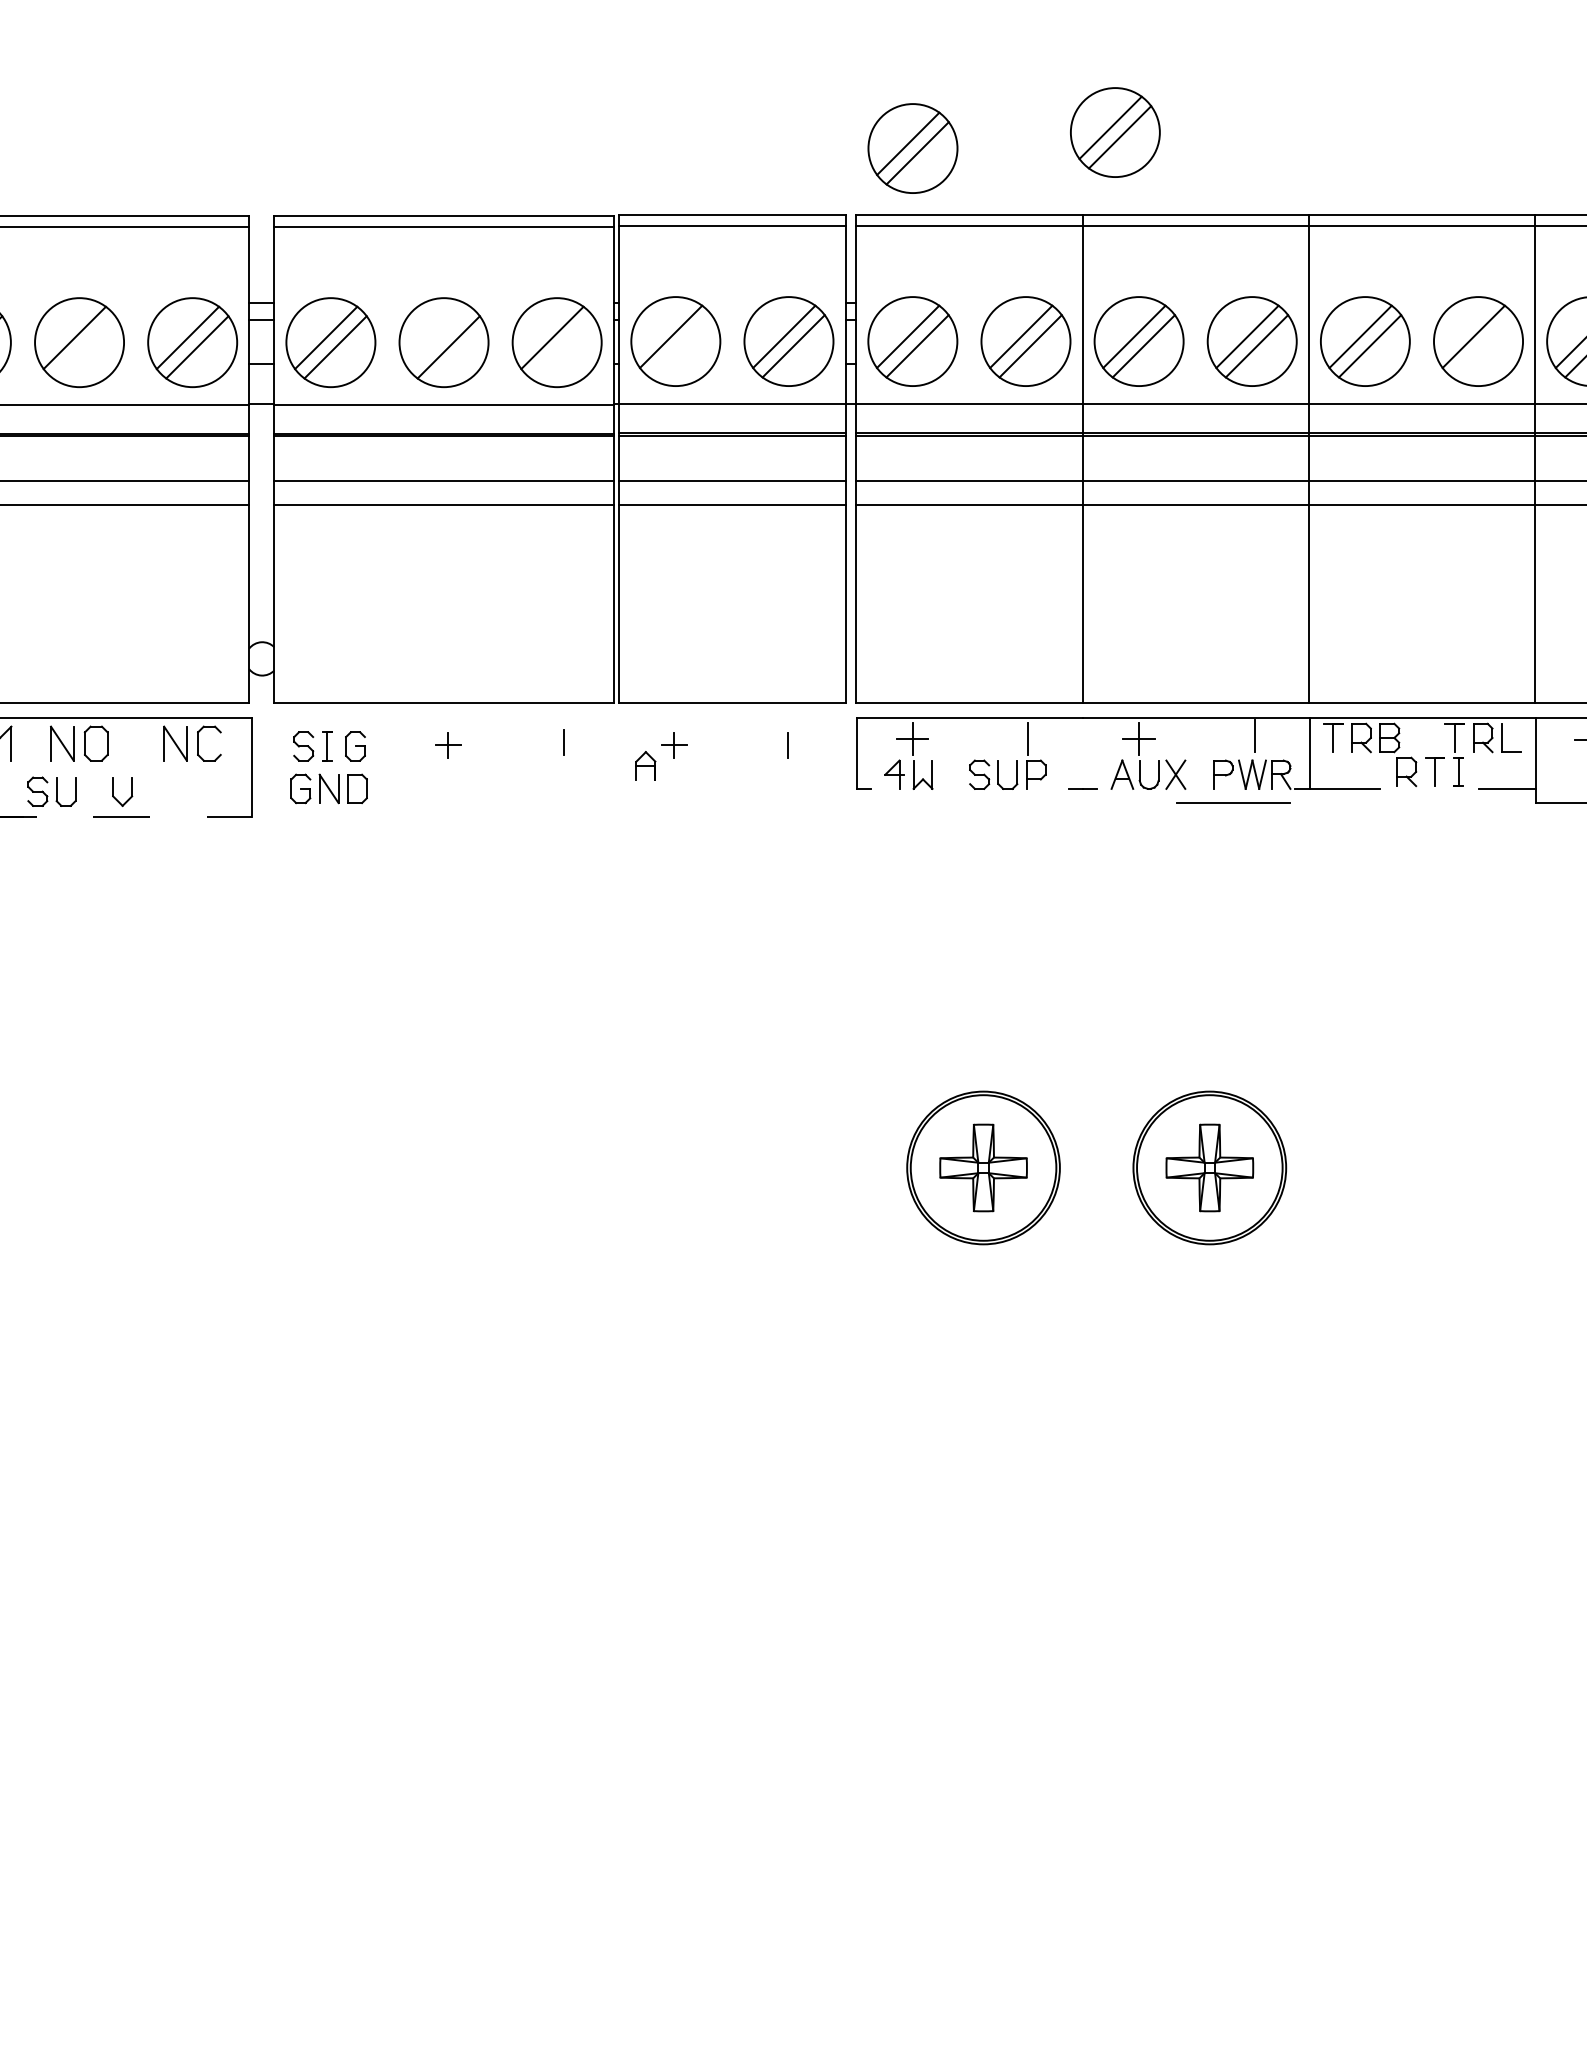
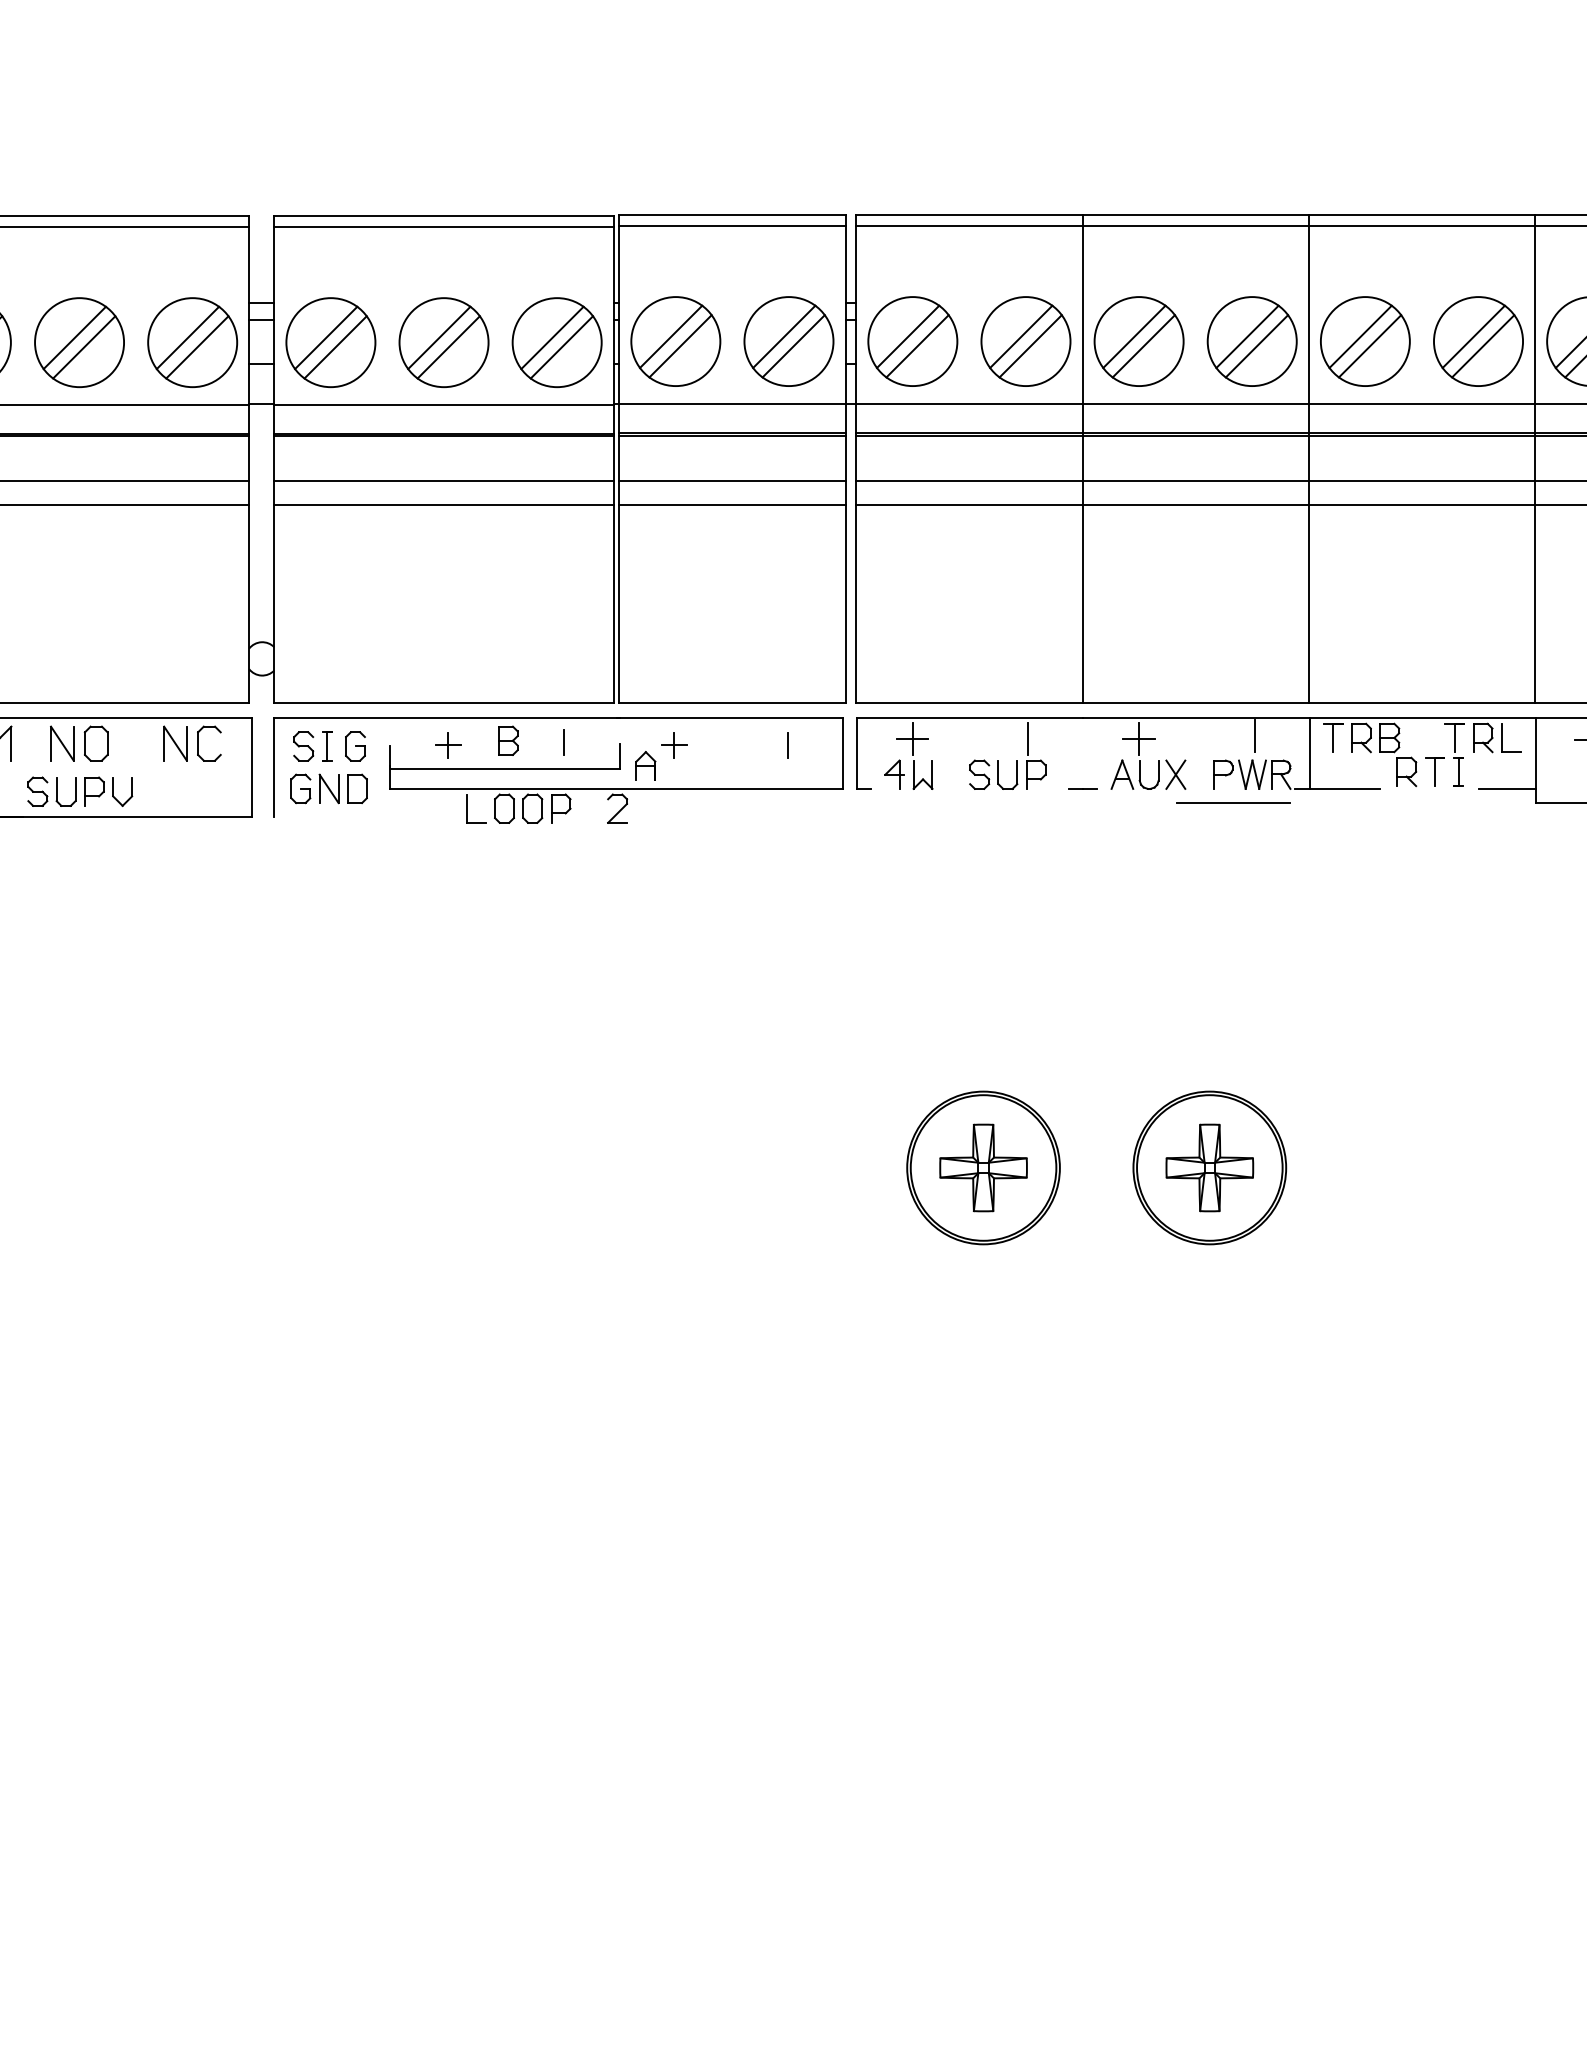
part: present -> none (1115, 132)
part: present -> none (912, 148)
line: none -> present (439, 337)
line: none -> present (680, 346)
line: none -> present (1483, 346)
line: none -> present (84, 347)
line: none -> present (561, 347)
part: none -> present (558, 770)
part: none -> present (94, 791)
line: dashed -> solid (126, 817)
